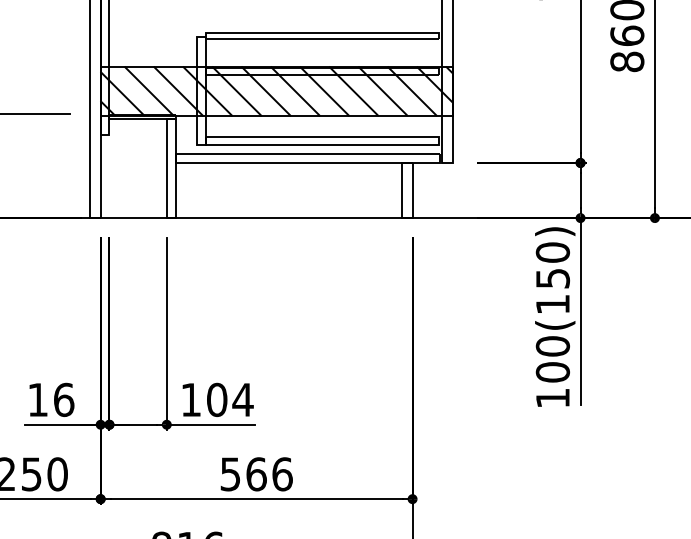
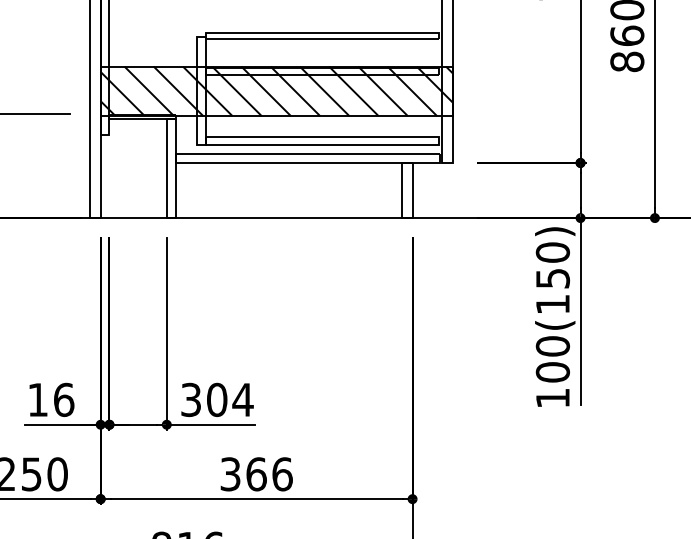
text: 104 -> 304 (190, 399)
text: 566 -> 366 (230, 473)
